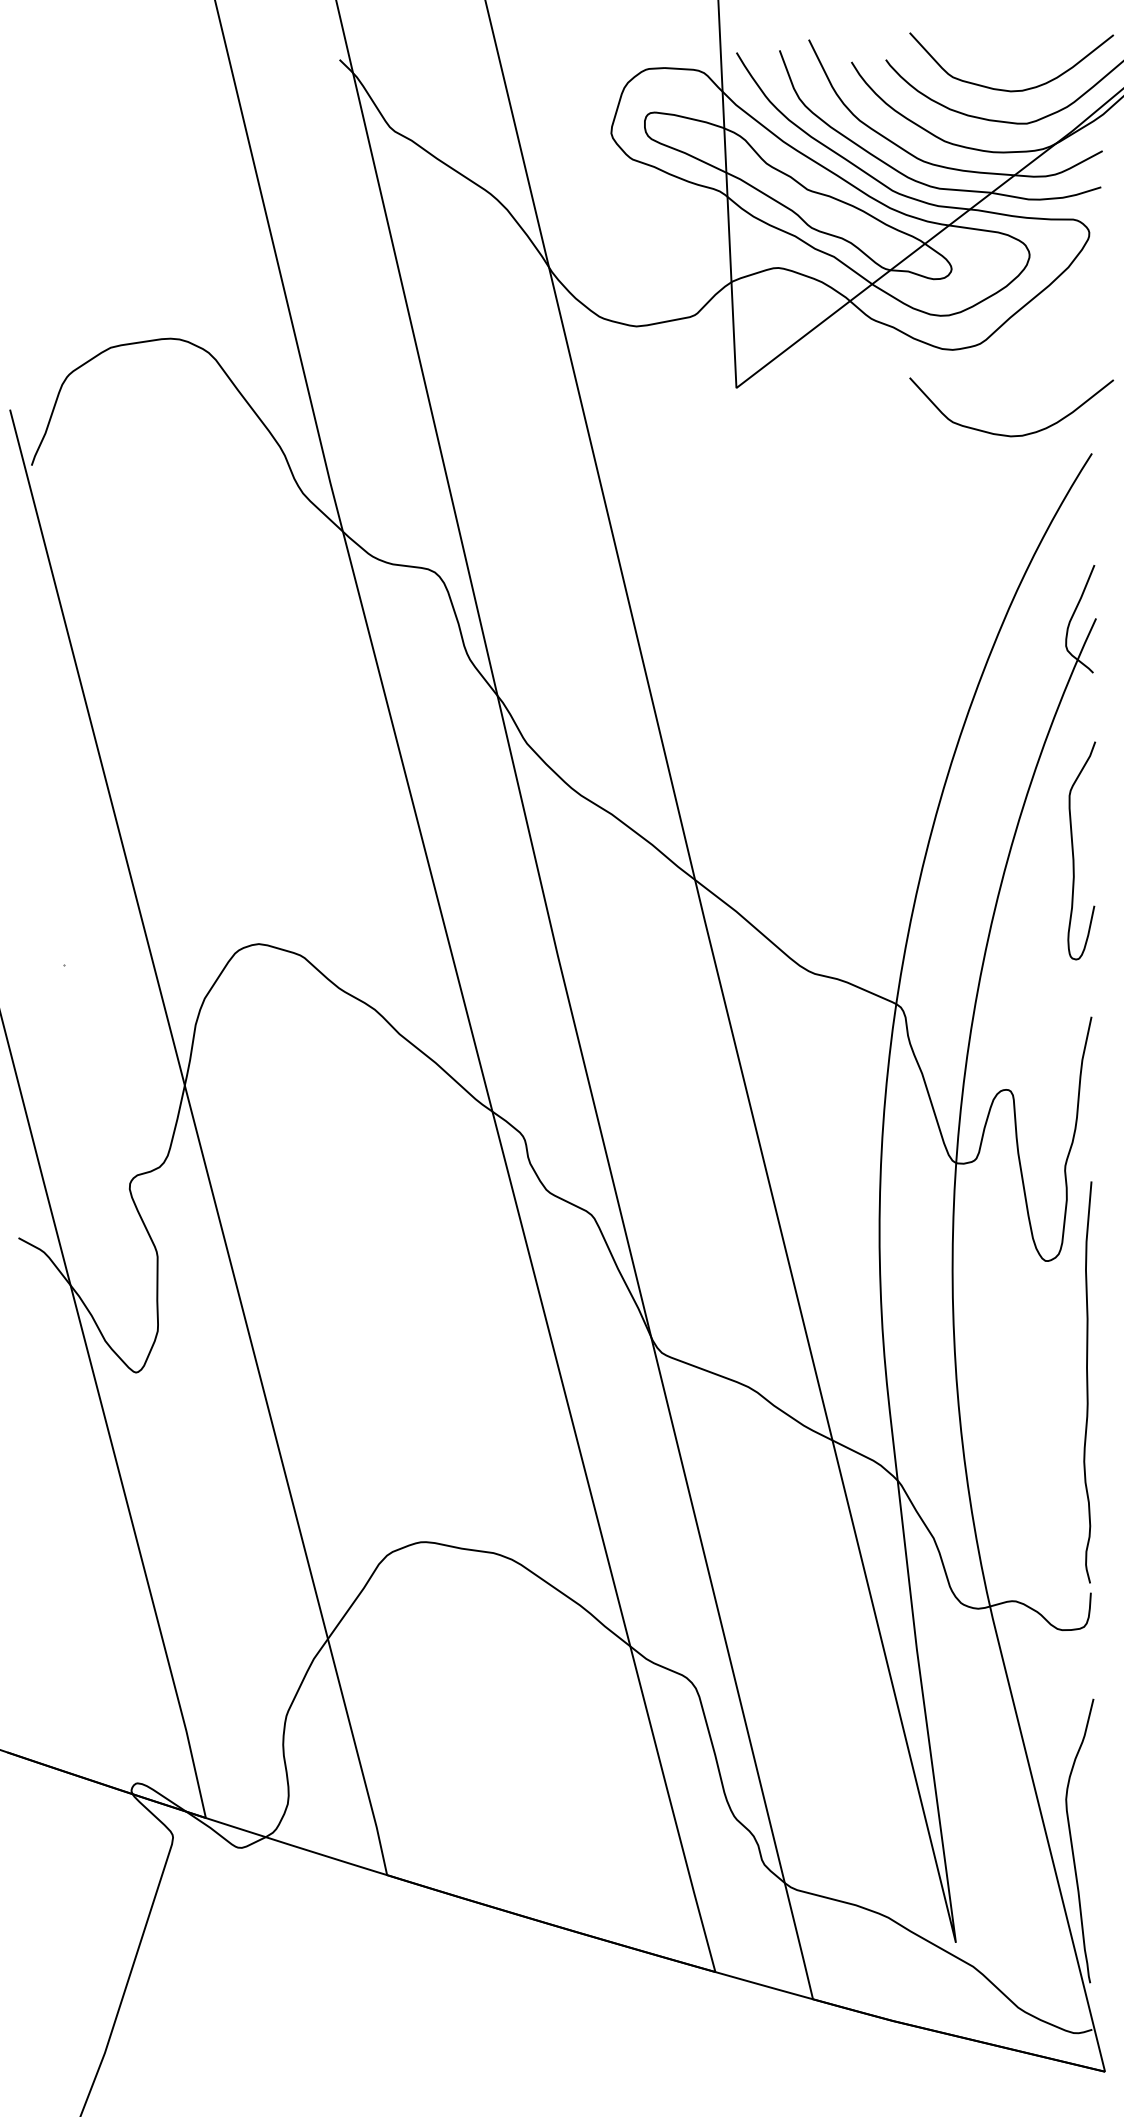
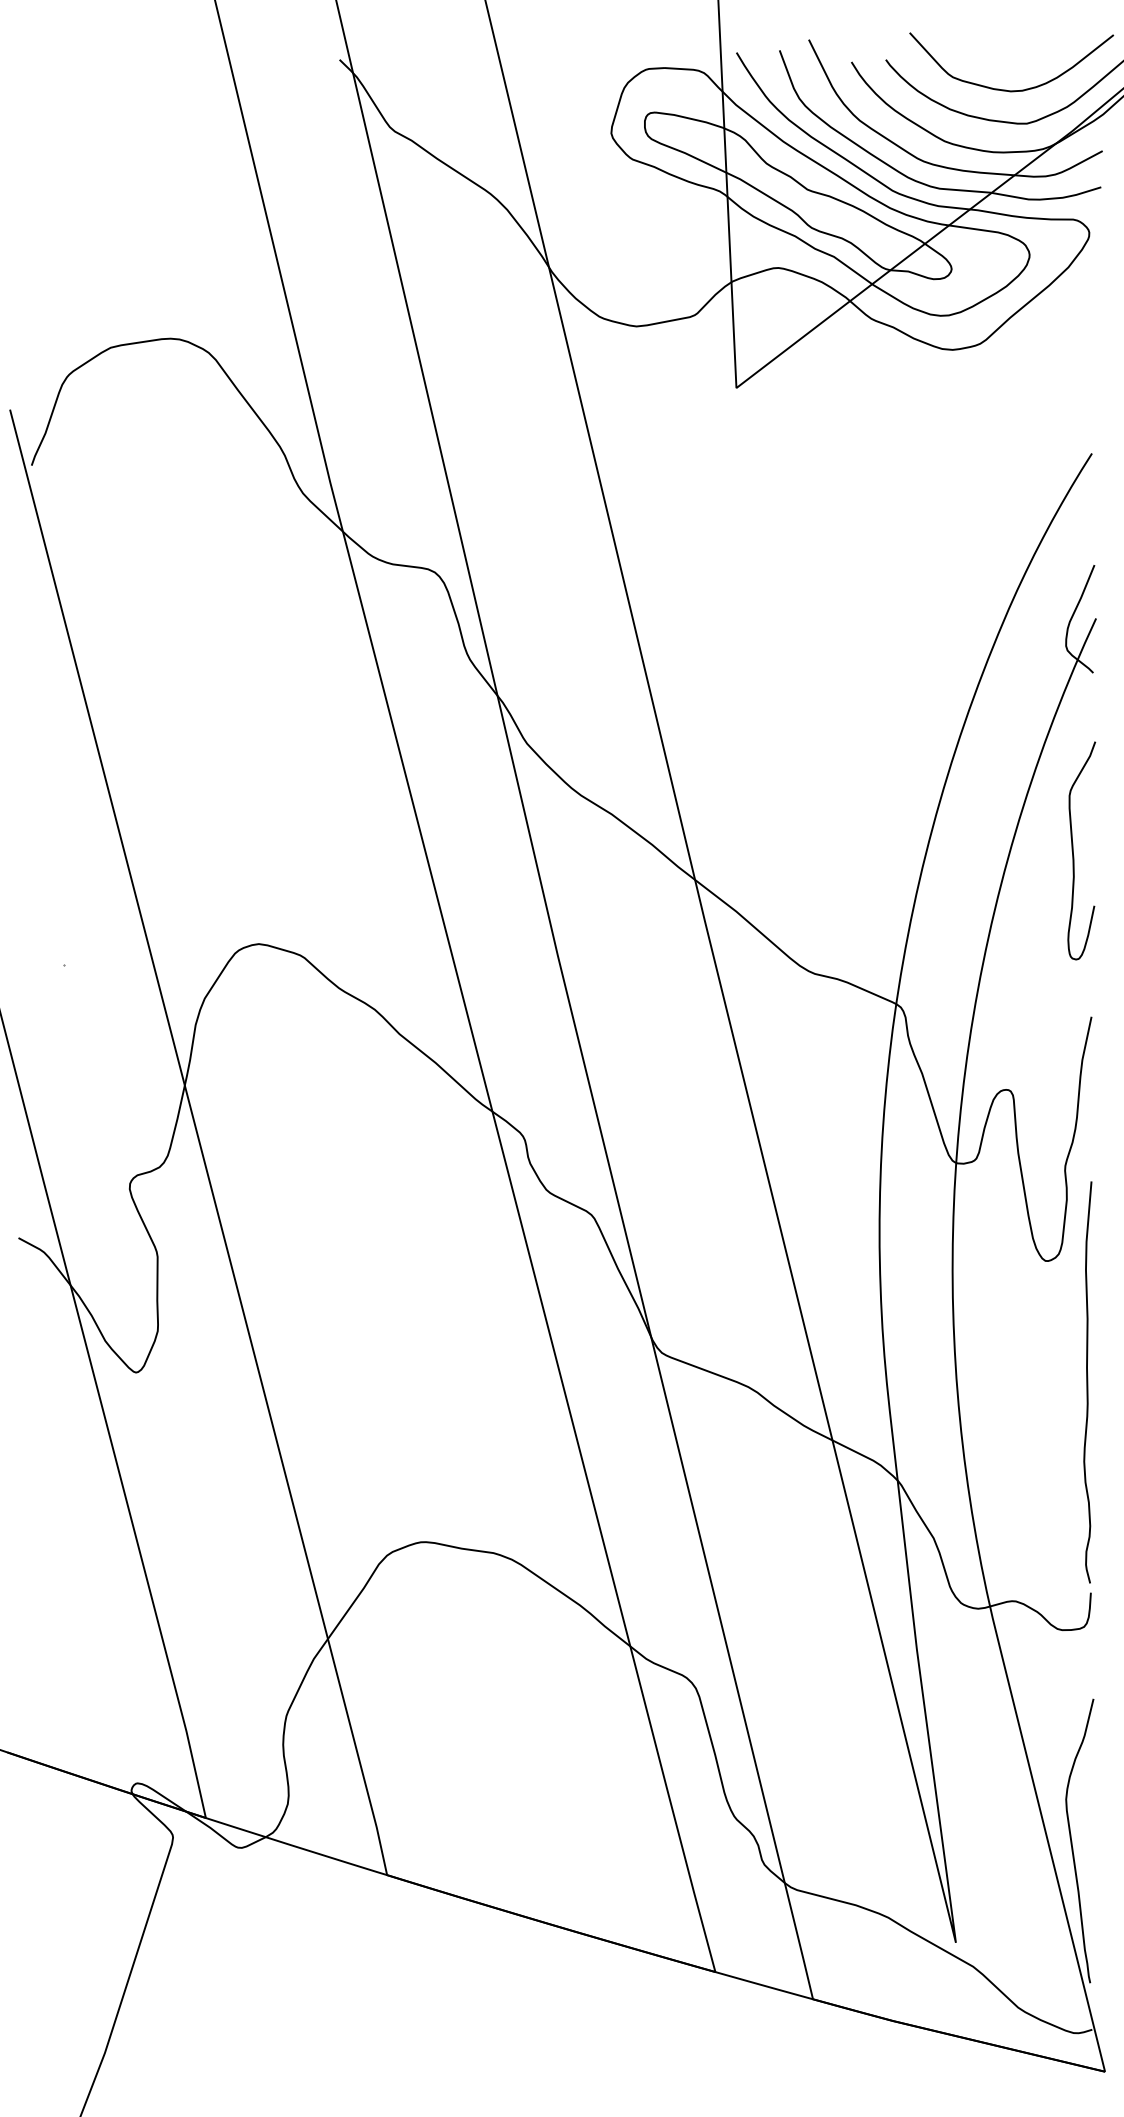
curve: present -> none (1006, 434)
